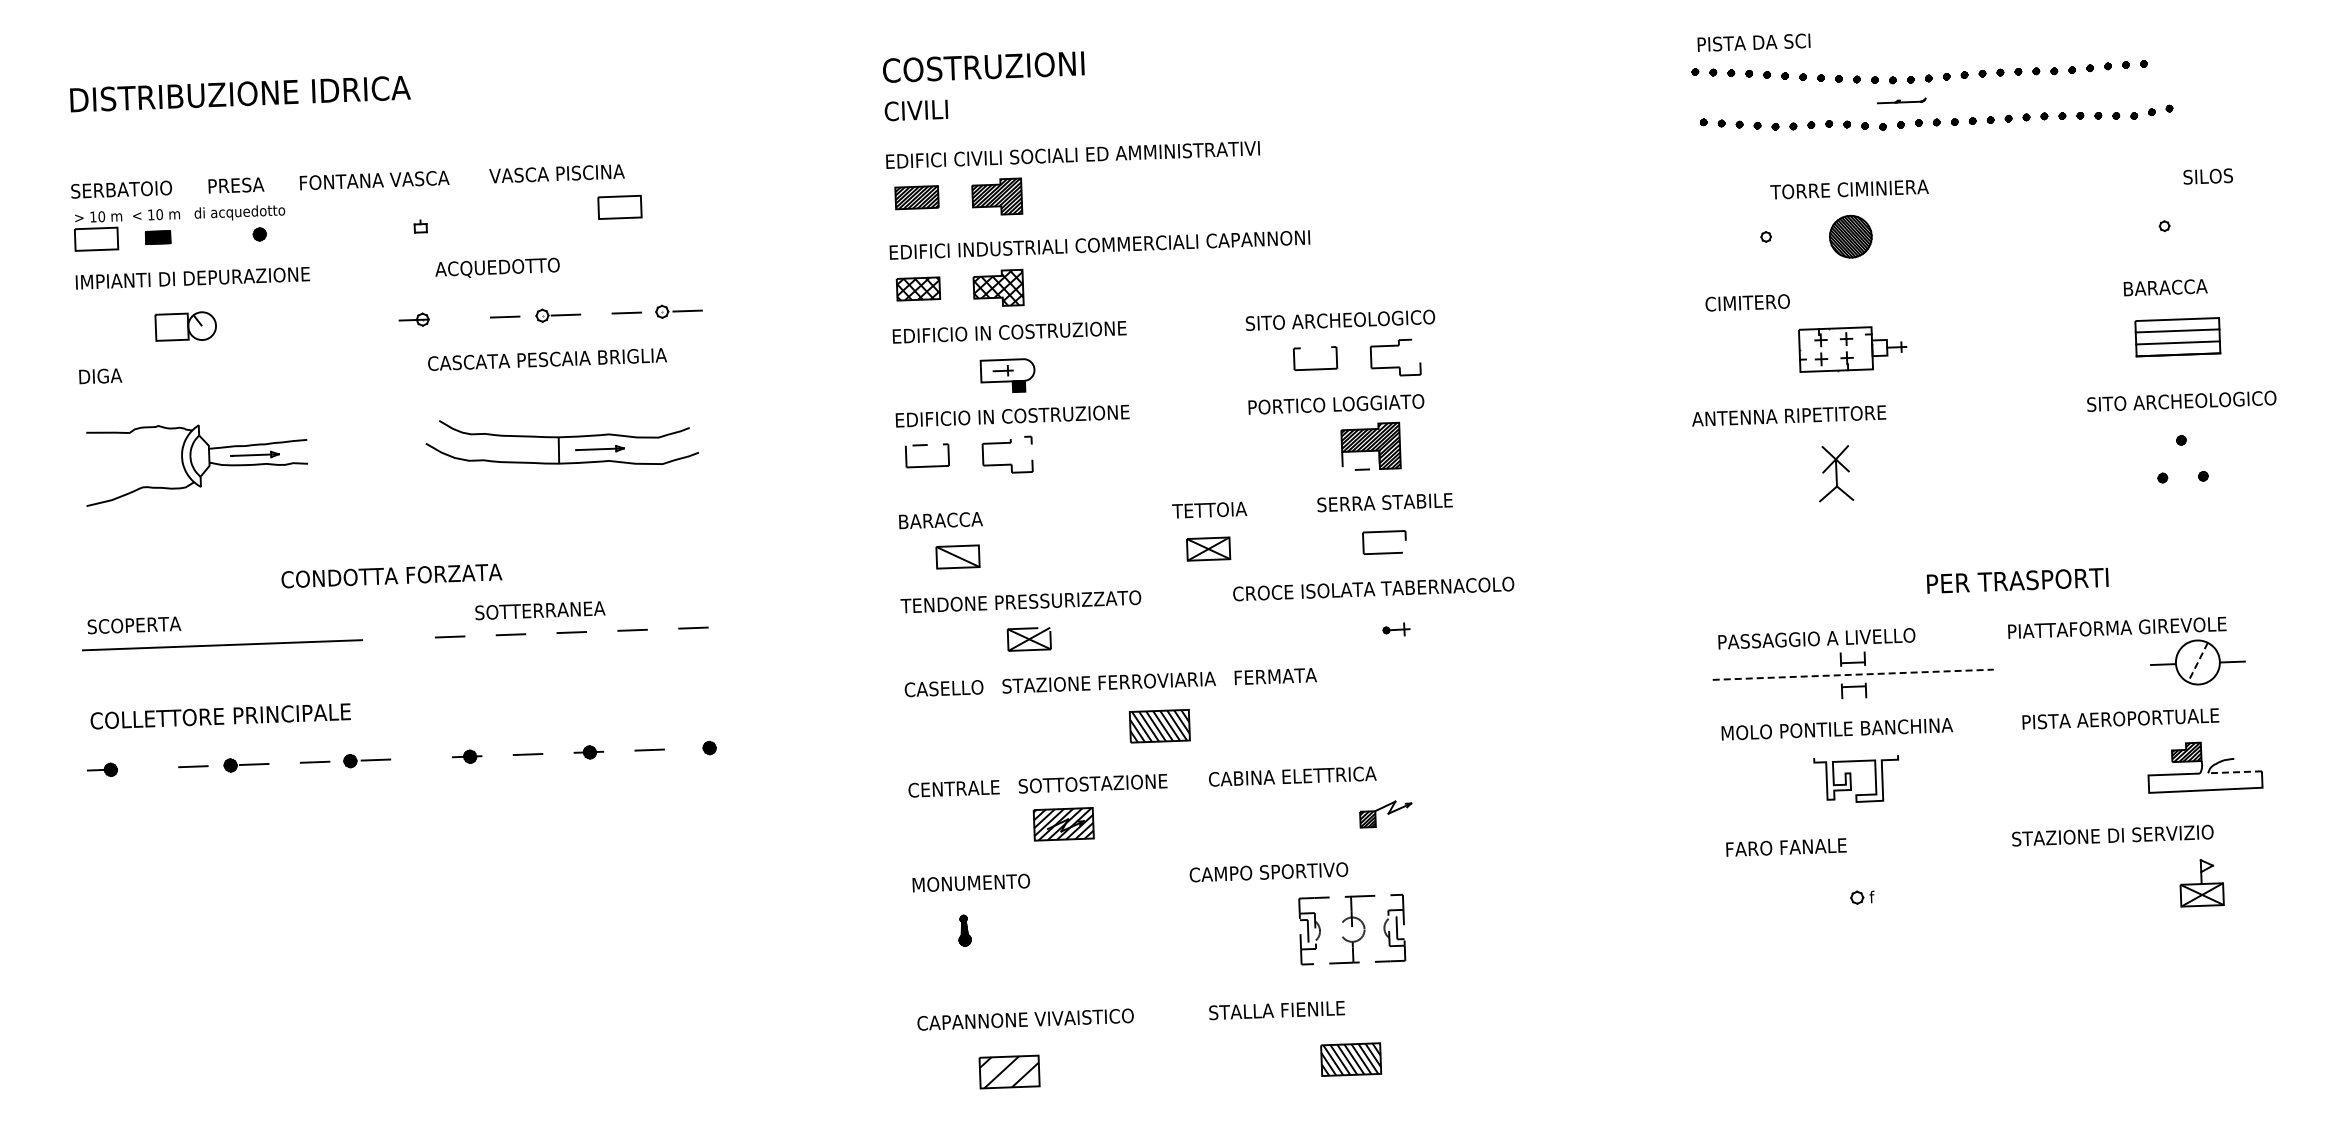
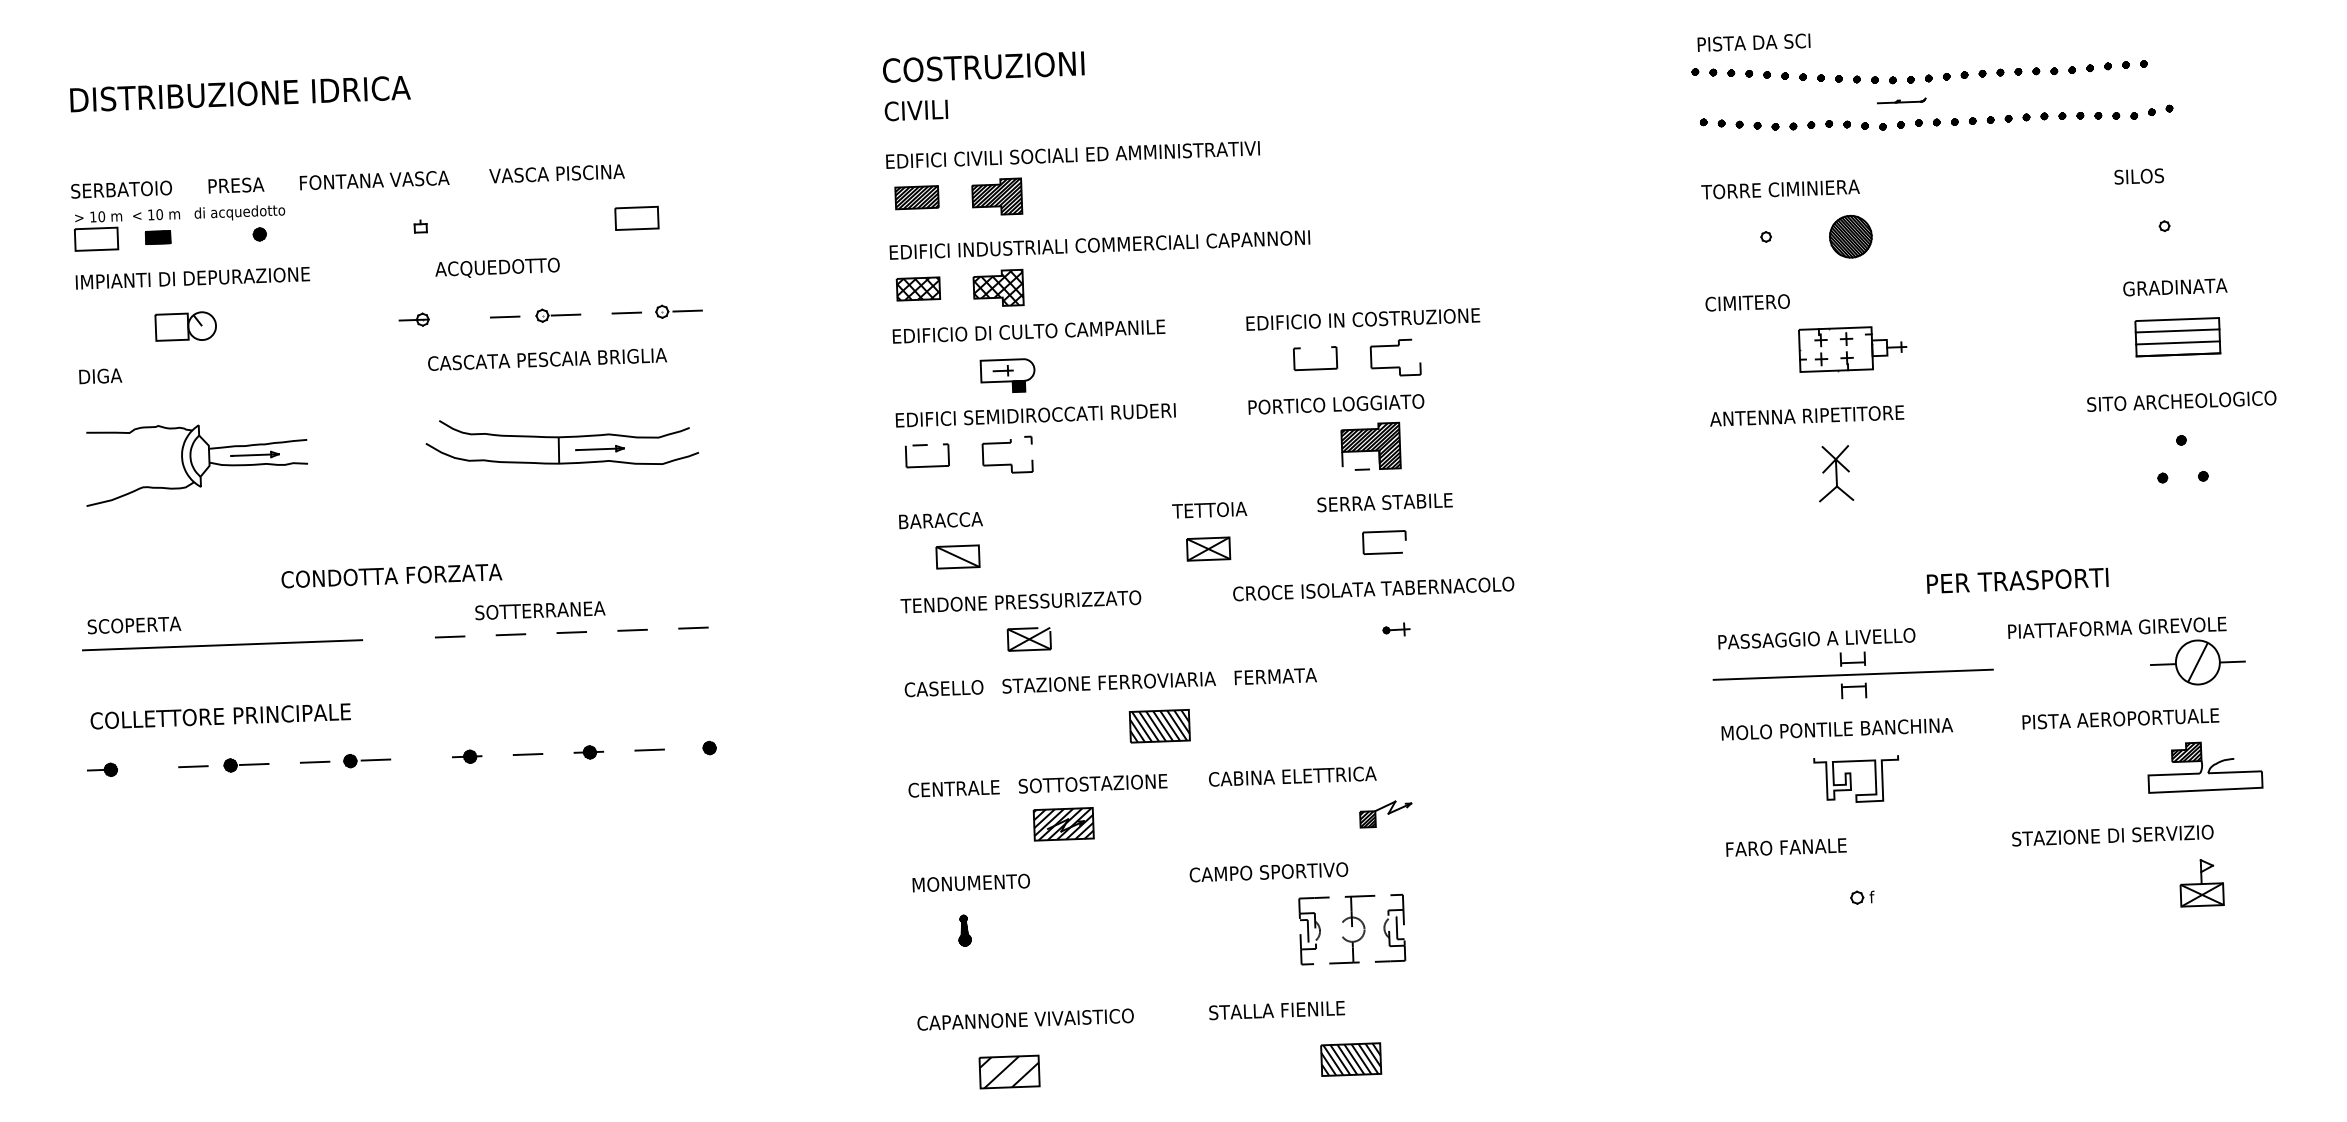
text position: (2001, 183) -> (1932, 183) (1932, 183)
part position: (619, 206) -> (636, 217) (636, 217)
text: BARACCA -> GRADINATA (2175, 287)
text: SITO ARCHEOLOGICO -> EDIFICIO IN COSTRUZIONE (1362, 319)
text: EDIFICIO IN COSTRUZIONE -> EDIFICIO DI CULTO CAMPANILE (1071, 329)
text: EDIFICIO IN COSTRUZIONE -> EDIFICI SEMIDIROCCATI RUDERI (1066, 414)
text position: (1789, 415) -> (1807, 415) (1807, 415)
line: dashed -> solid (2197, 662)
line: dashed -> solid (1853, 674)
line: dashed -> solid (2235, 772)
